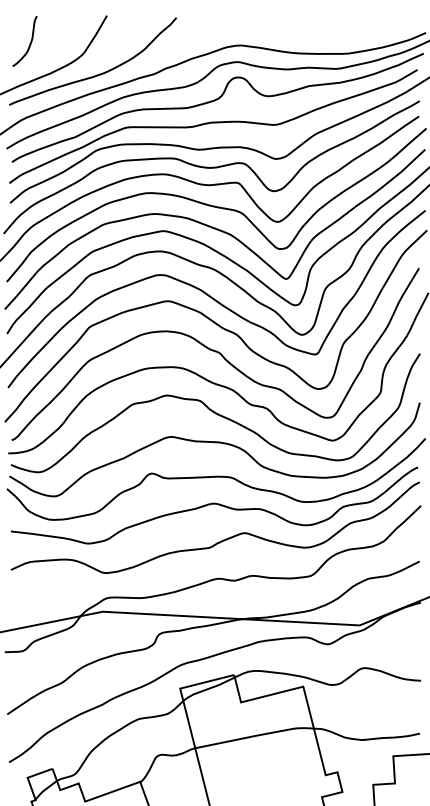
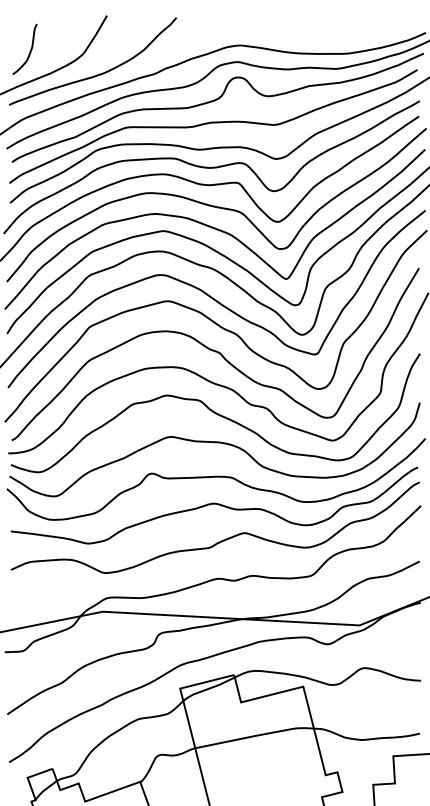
curve position: (29, 43) -> (29, 51) (29, 51)
